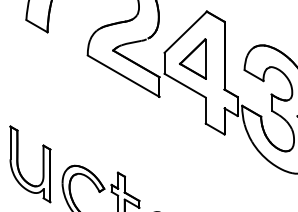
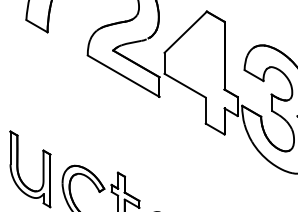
part: present -> none (192, 58)
part position: (19, 168) -> (19, 173) (19, 173)
